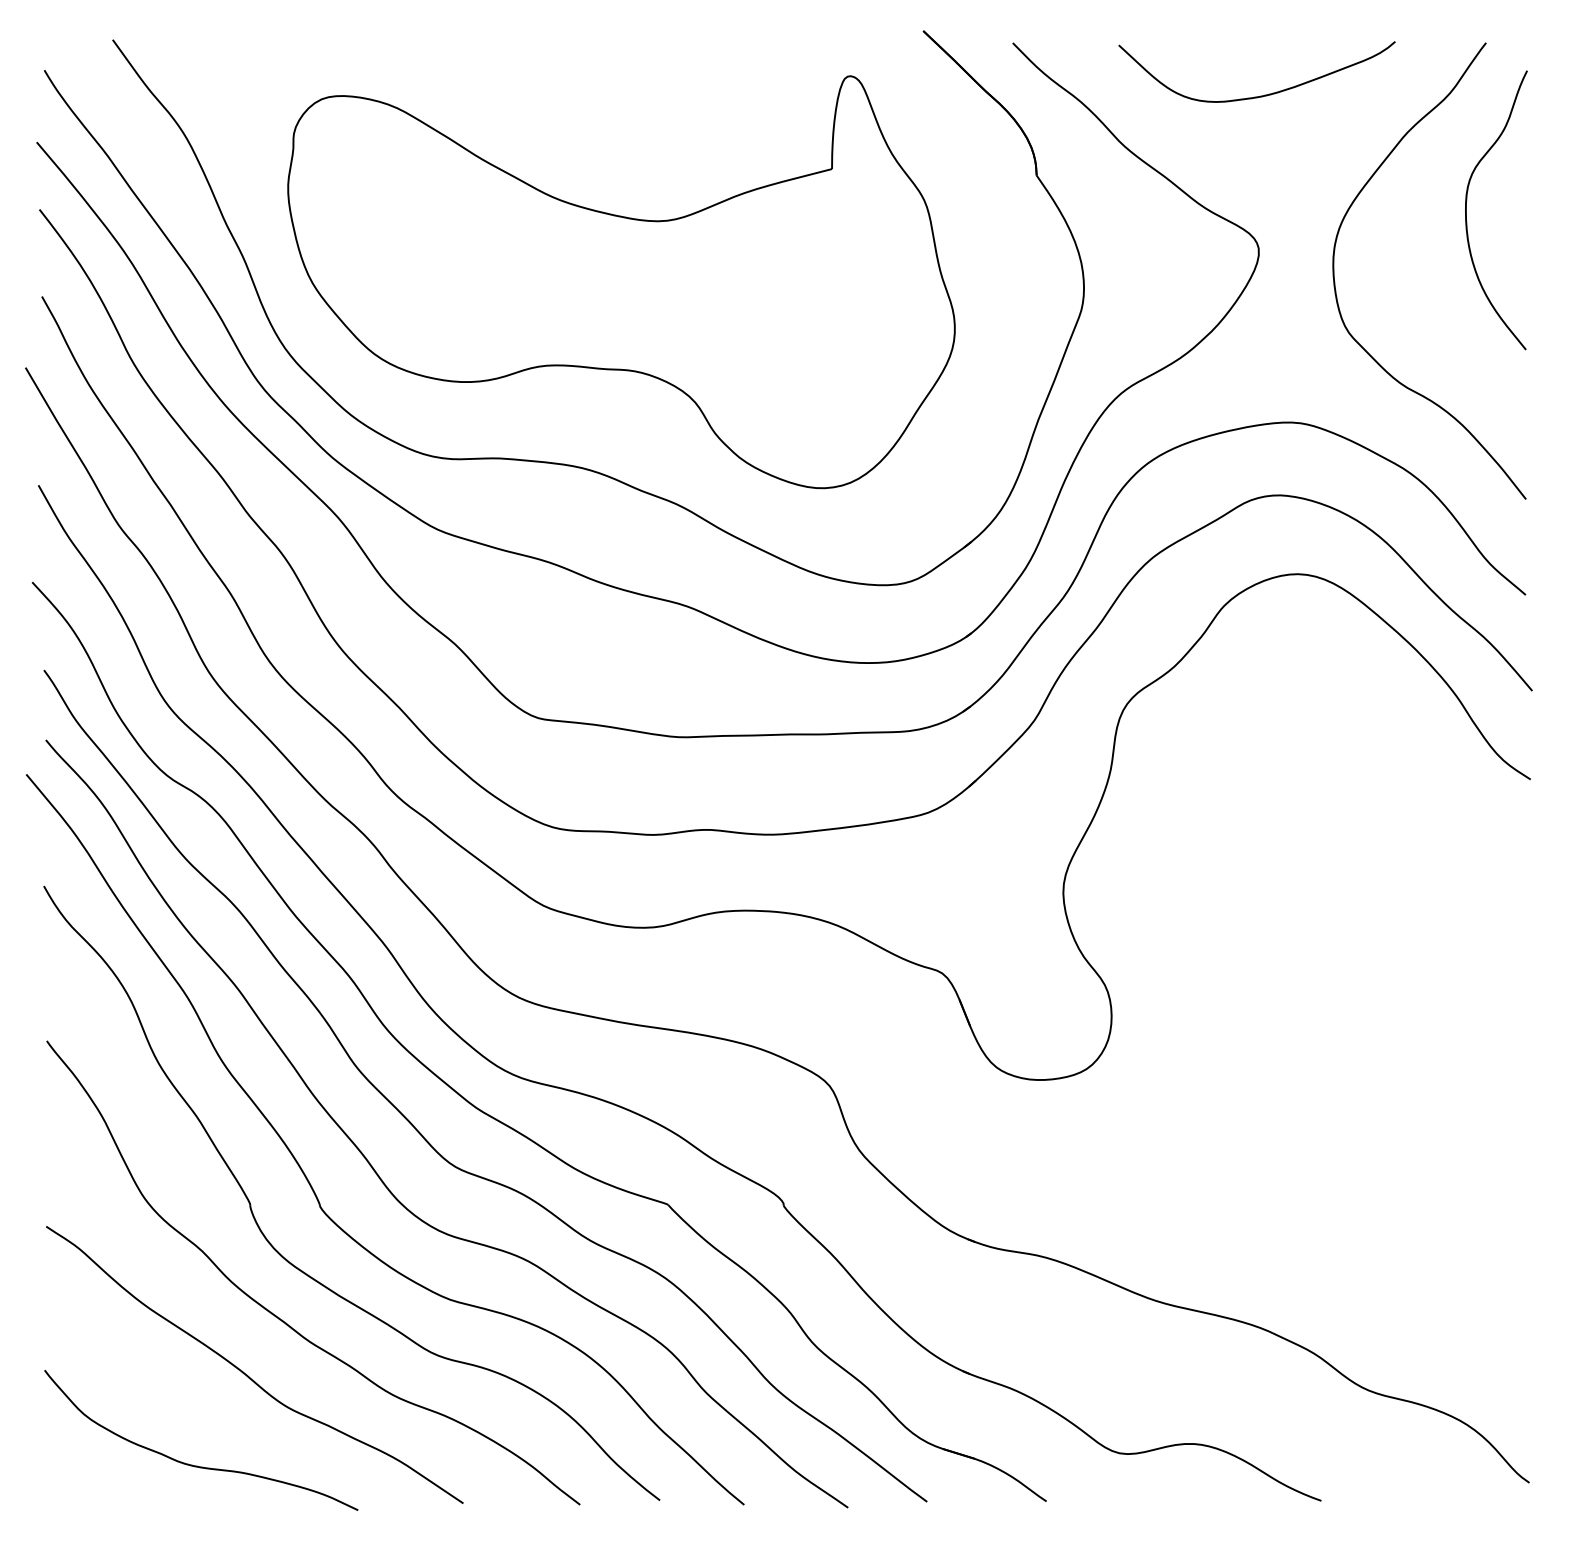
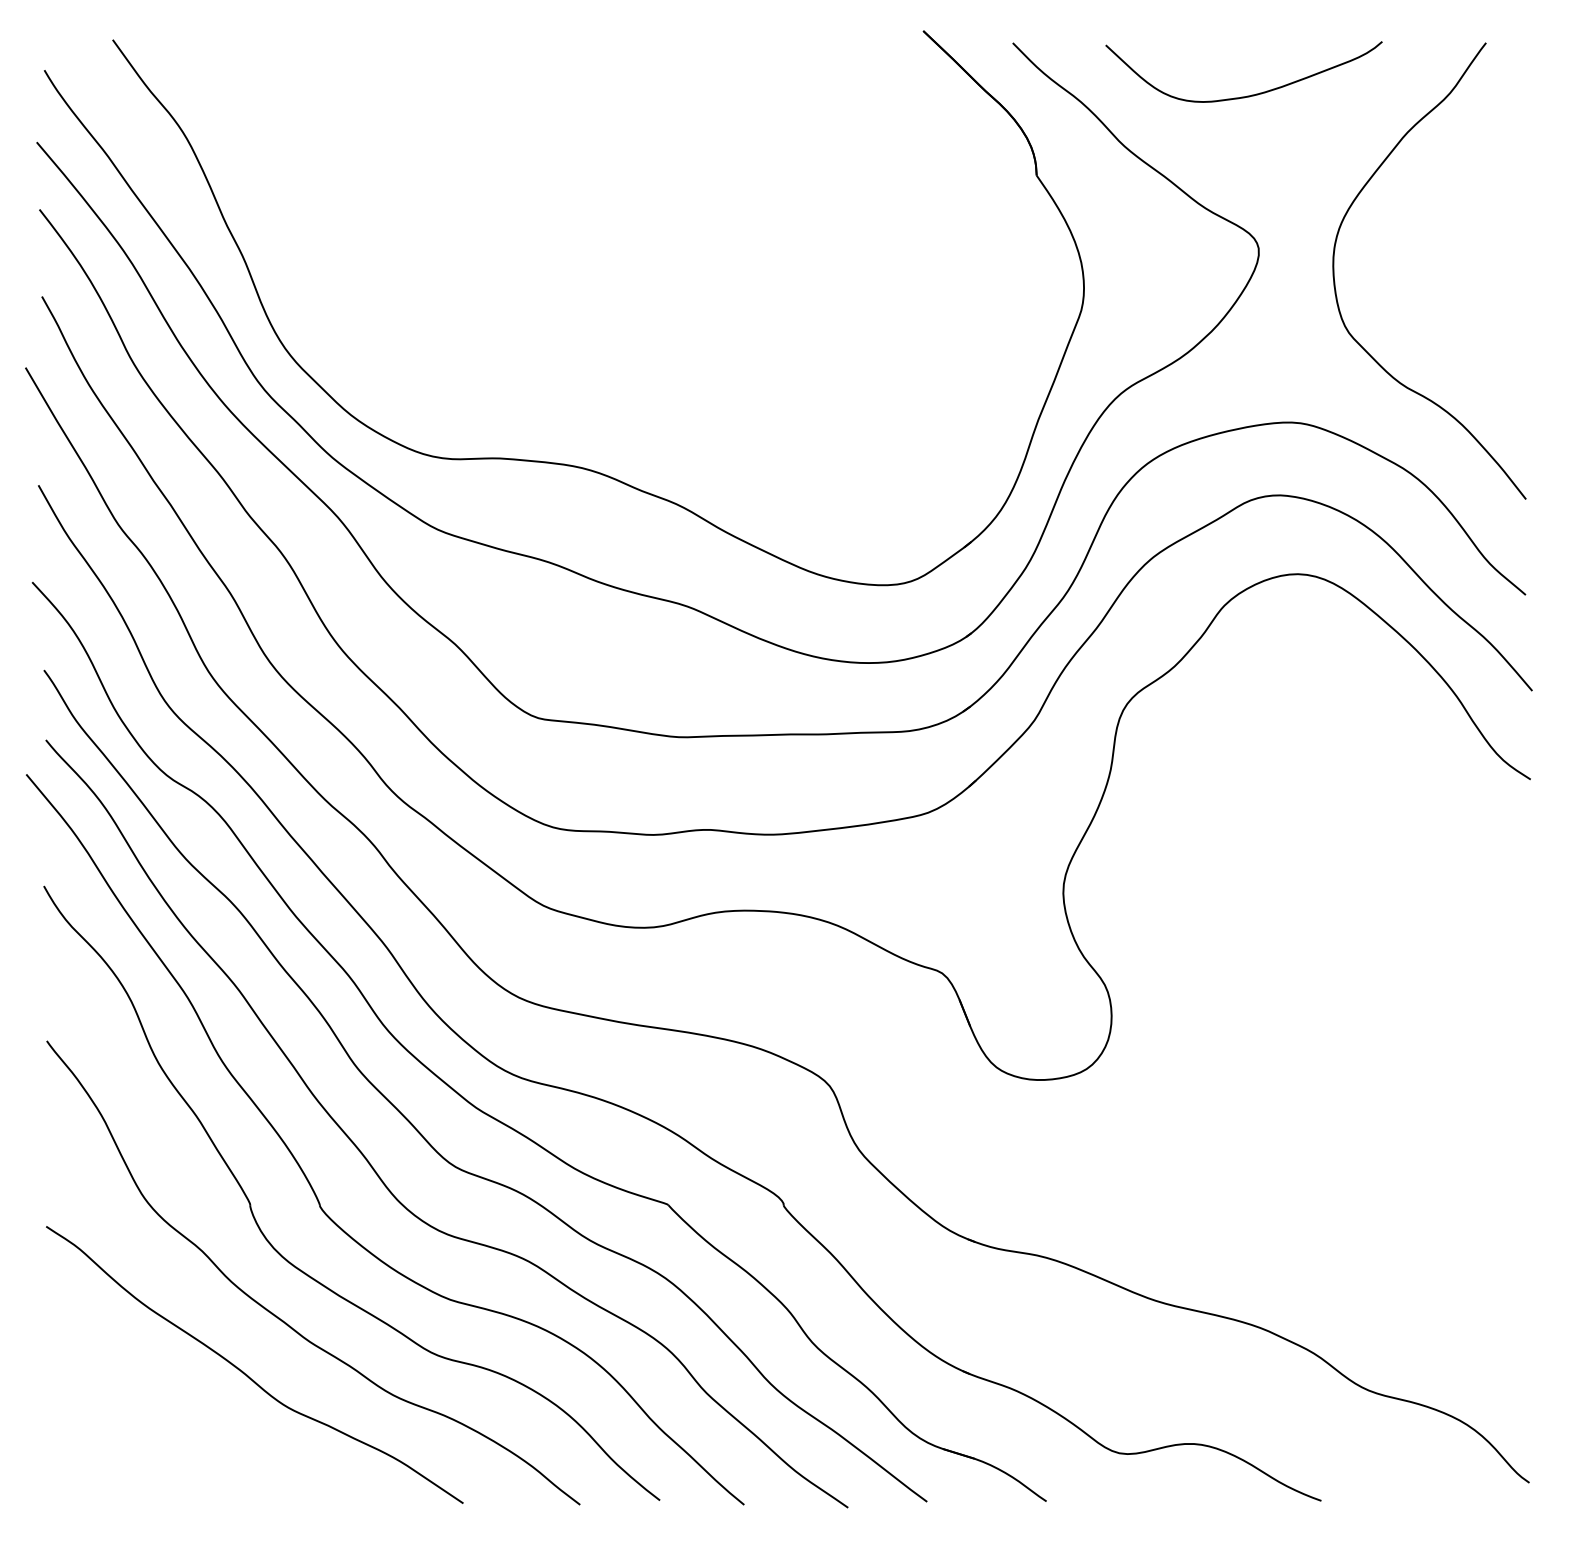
curve position: (1260, 95) -> (1247, 95) (1247, 95)
curve: present -> none (1466, 210)
part: present -> none (621, 282)
curve: present -> none (197, 1465)
